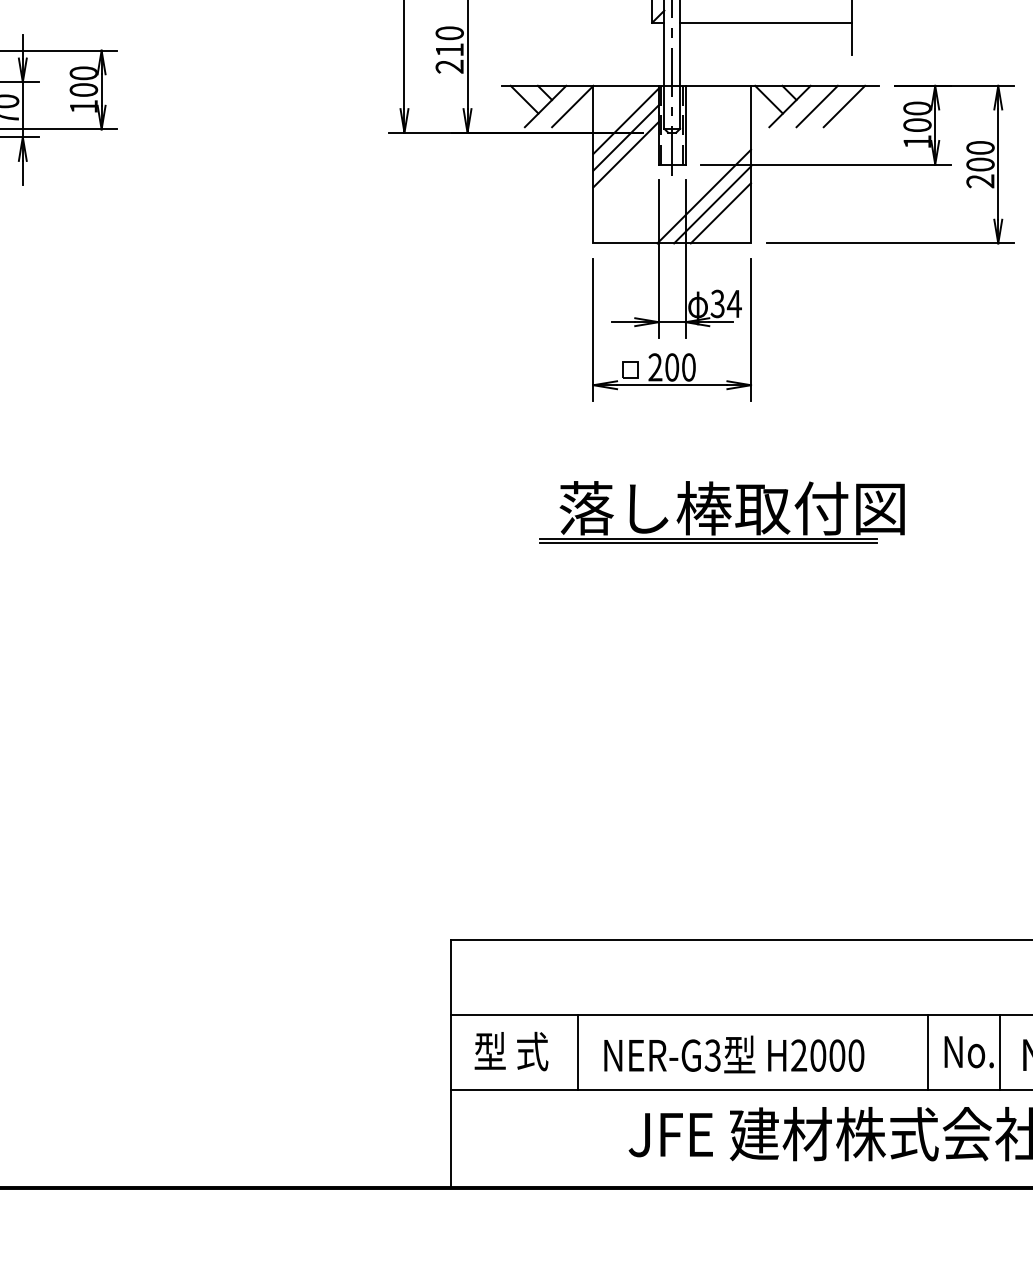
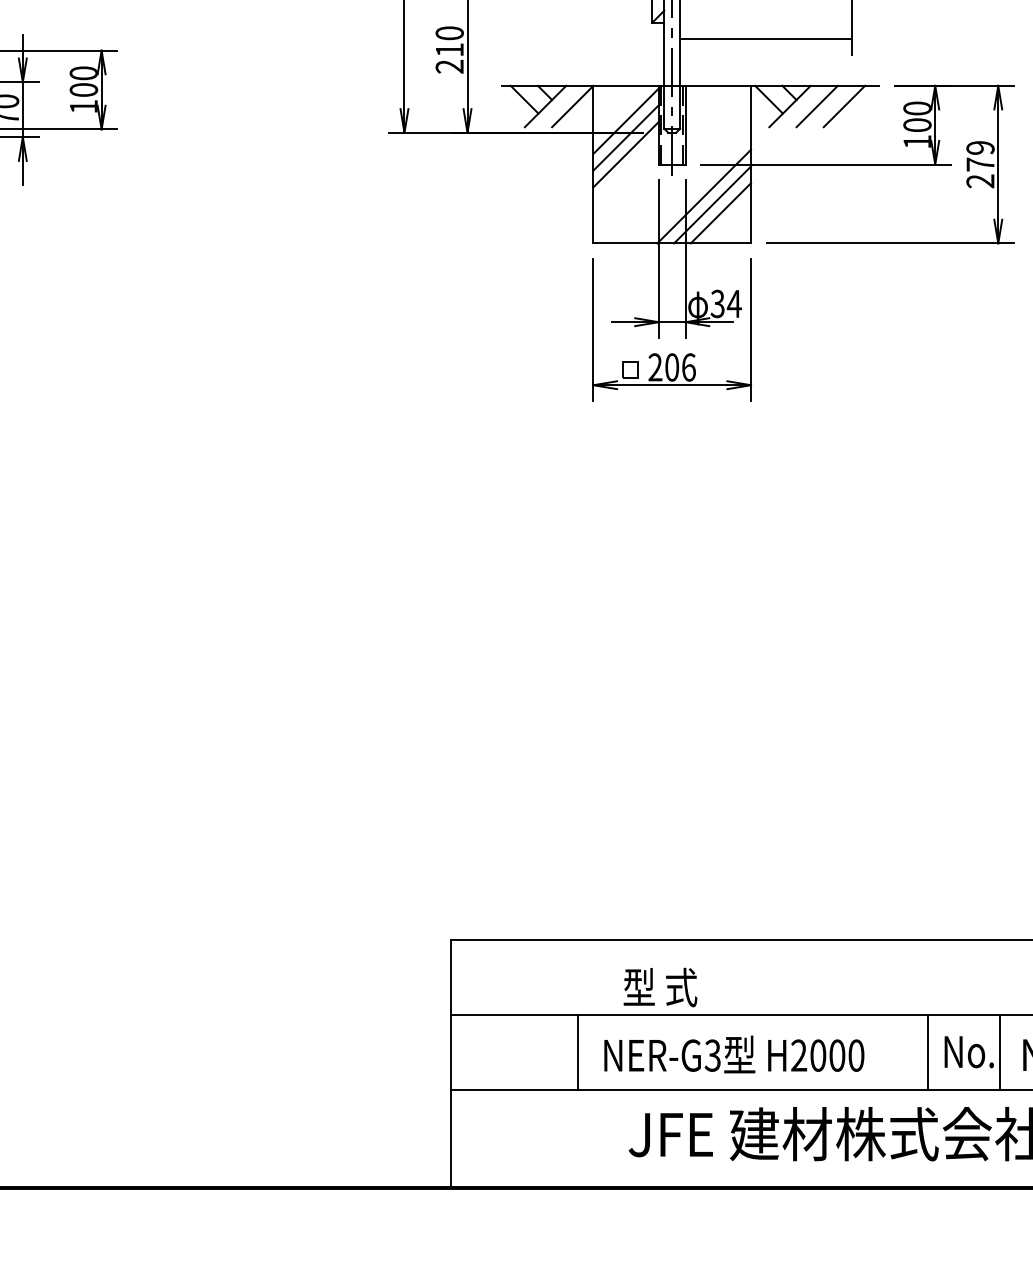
line position: (765, 22) -> (765, 38) (765, 38)
text: 200 -> 279 (980, 156)
text: 200 -> 206 (688, 367)
part: present -> none (721, 512)
text position: (511, 1051) -> (660, 987) (660, 987)
